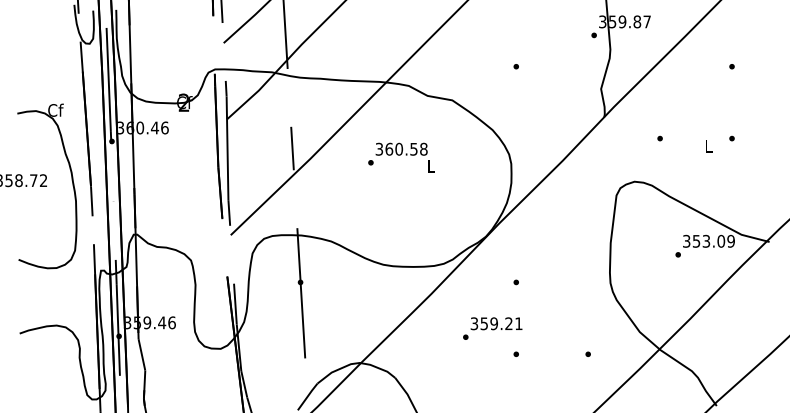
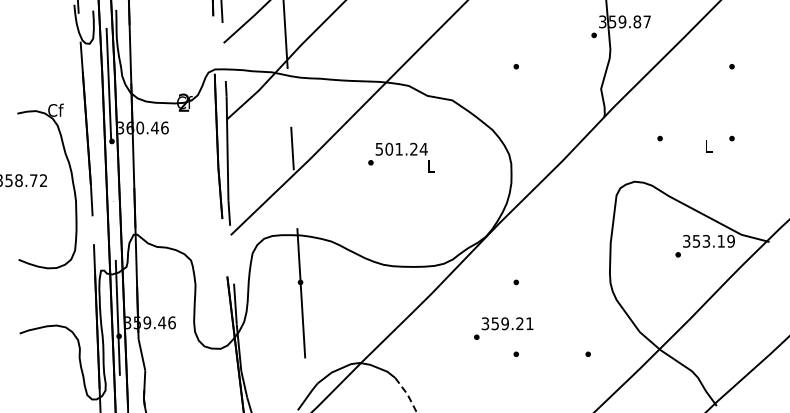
text: 360.58 -> 501.24 (401, 148)
text: 353.09 -> 353.19 (721, 240)
text position: (492, 328) -> (503, 328) (503, 328)
line: solid -> dashed (407, 394)
